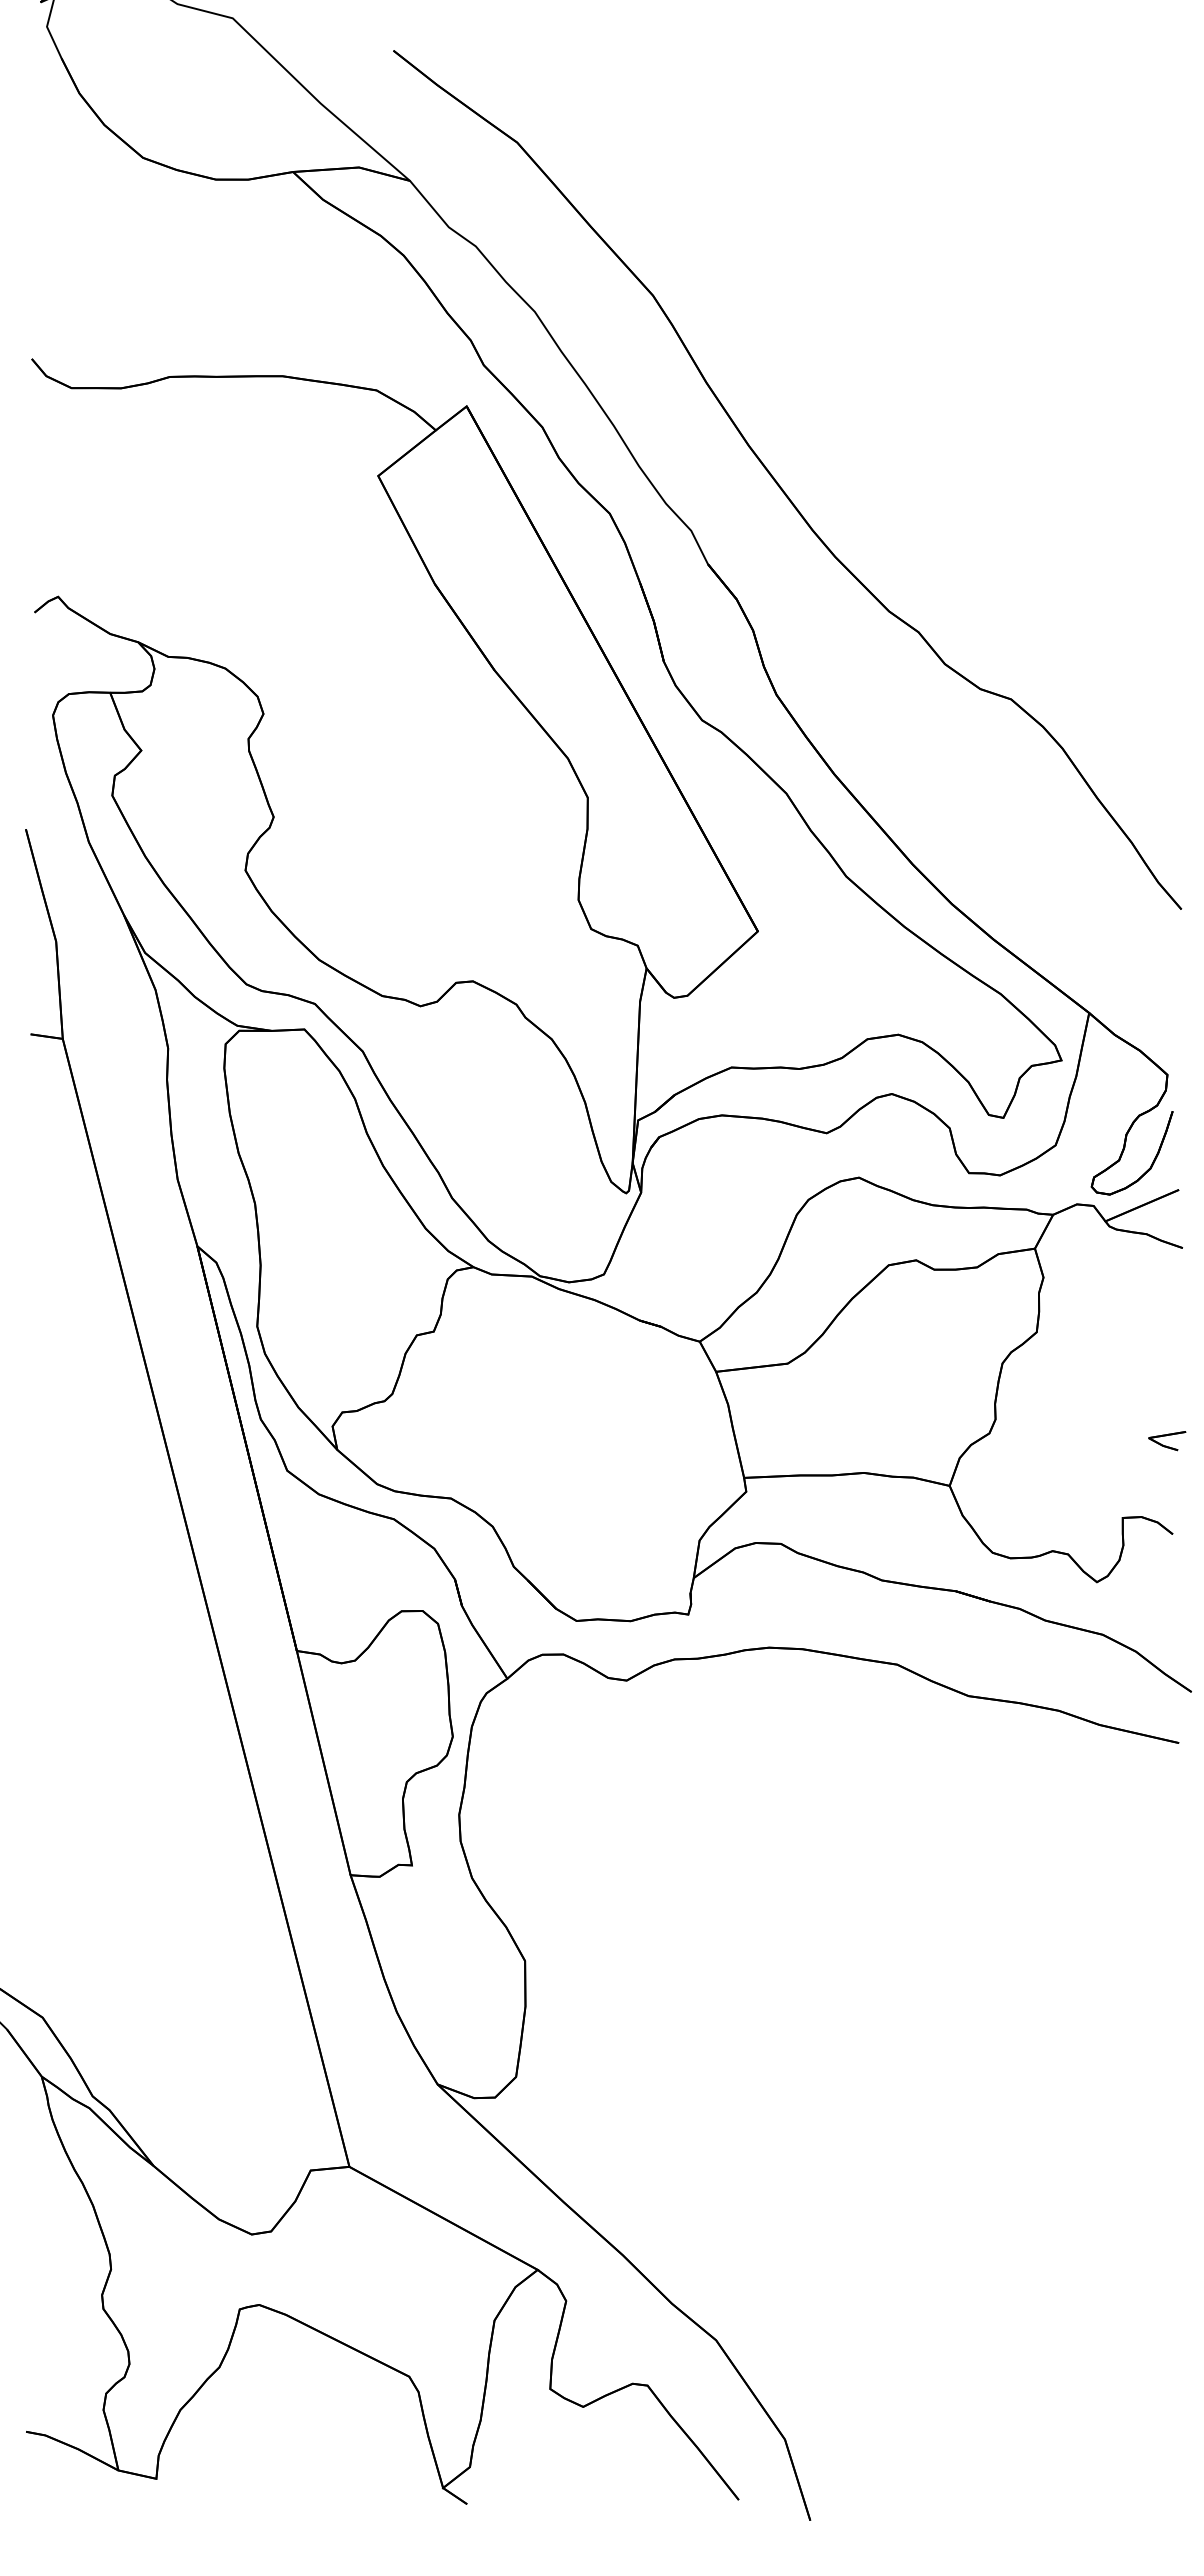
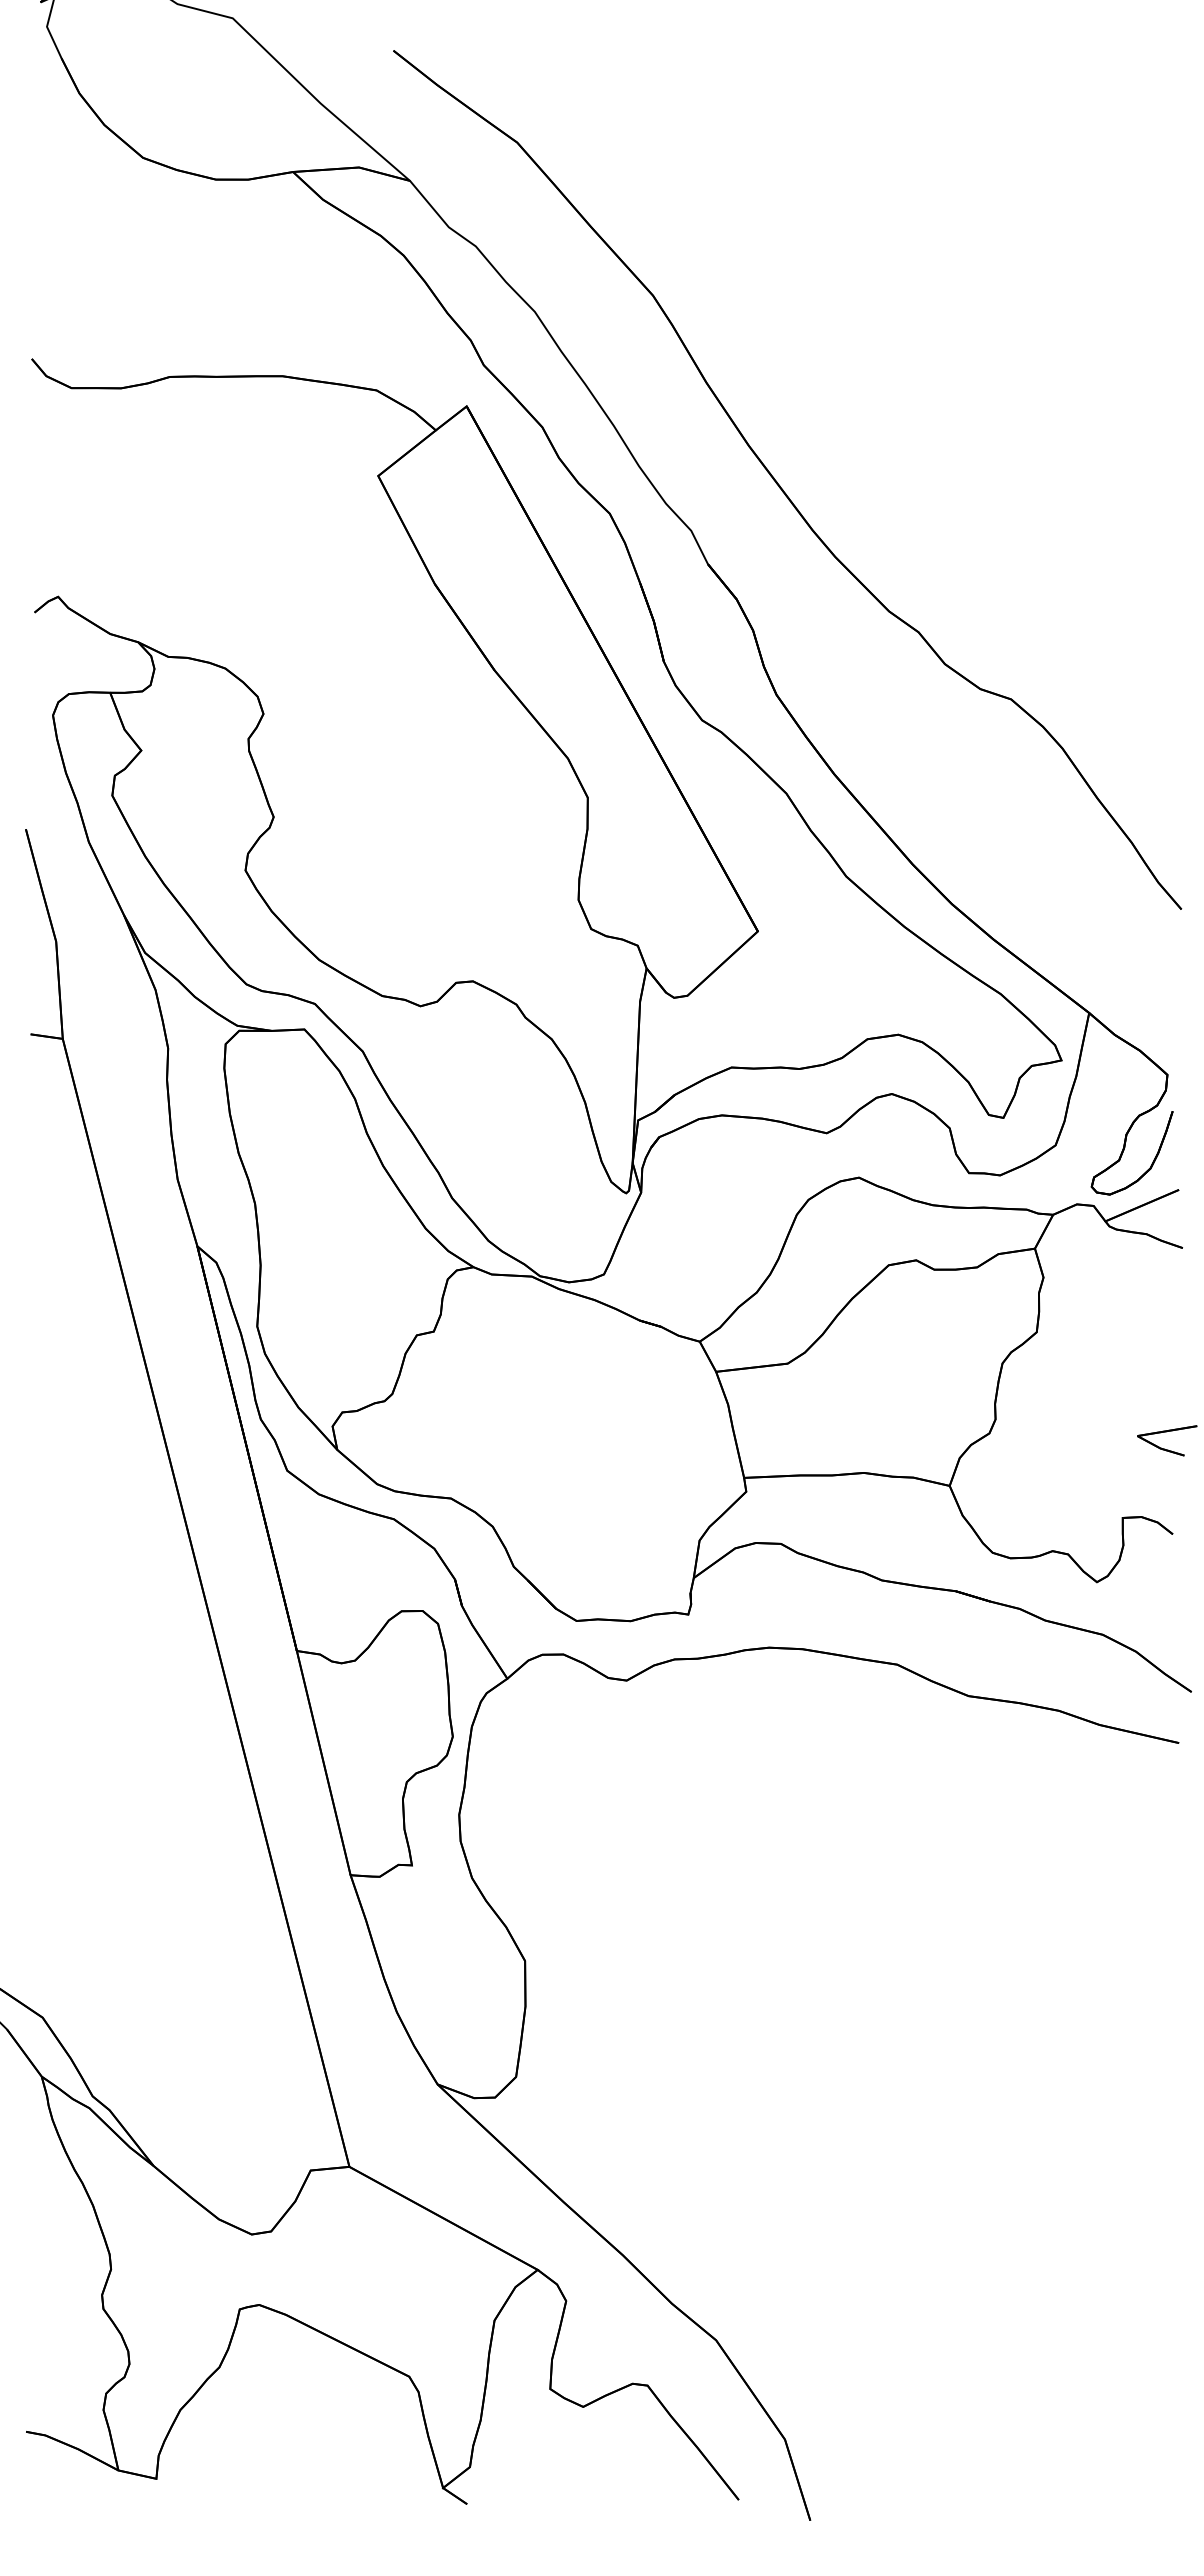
part size: 39x21 px -> 61x32 px (1167, 1440)
